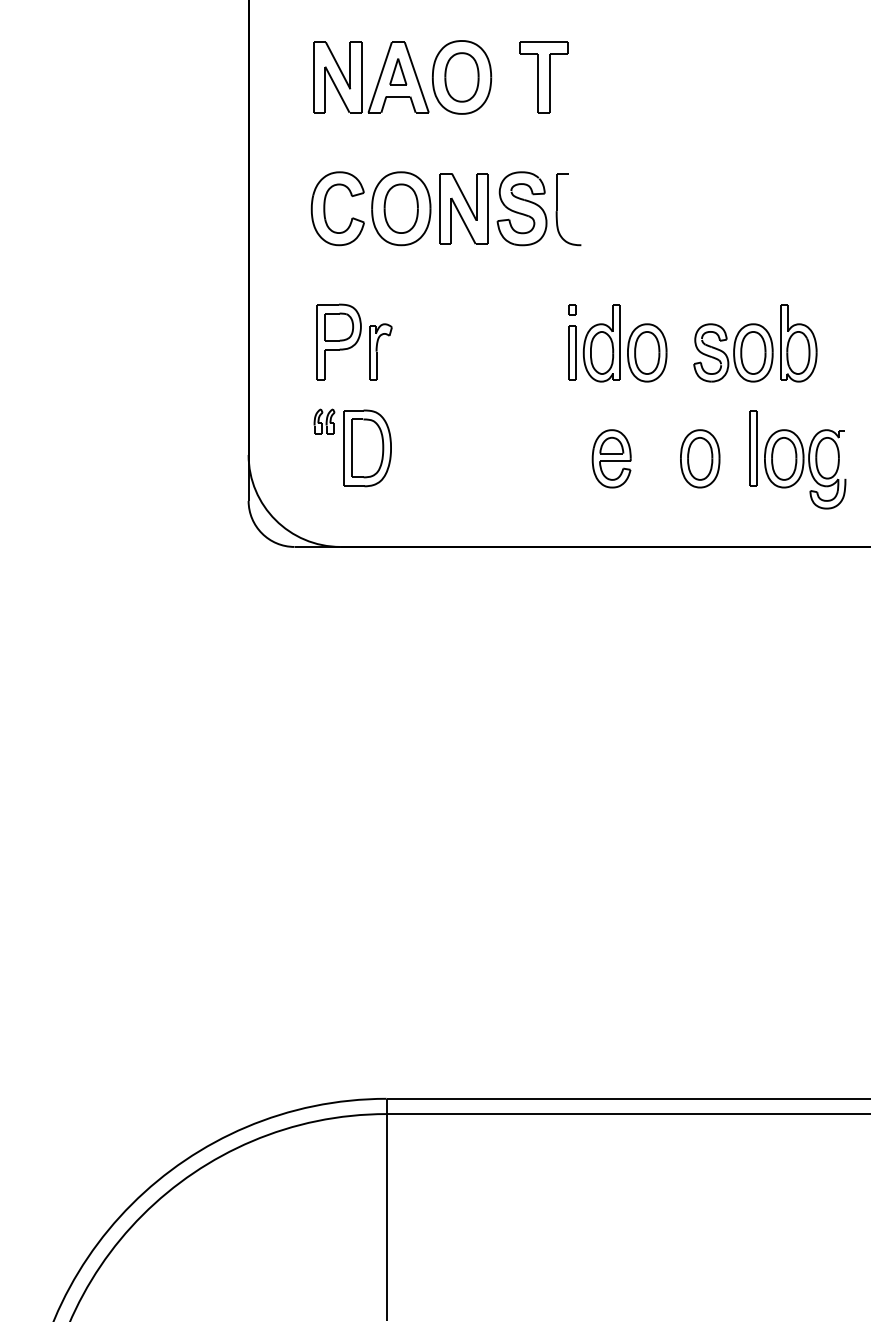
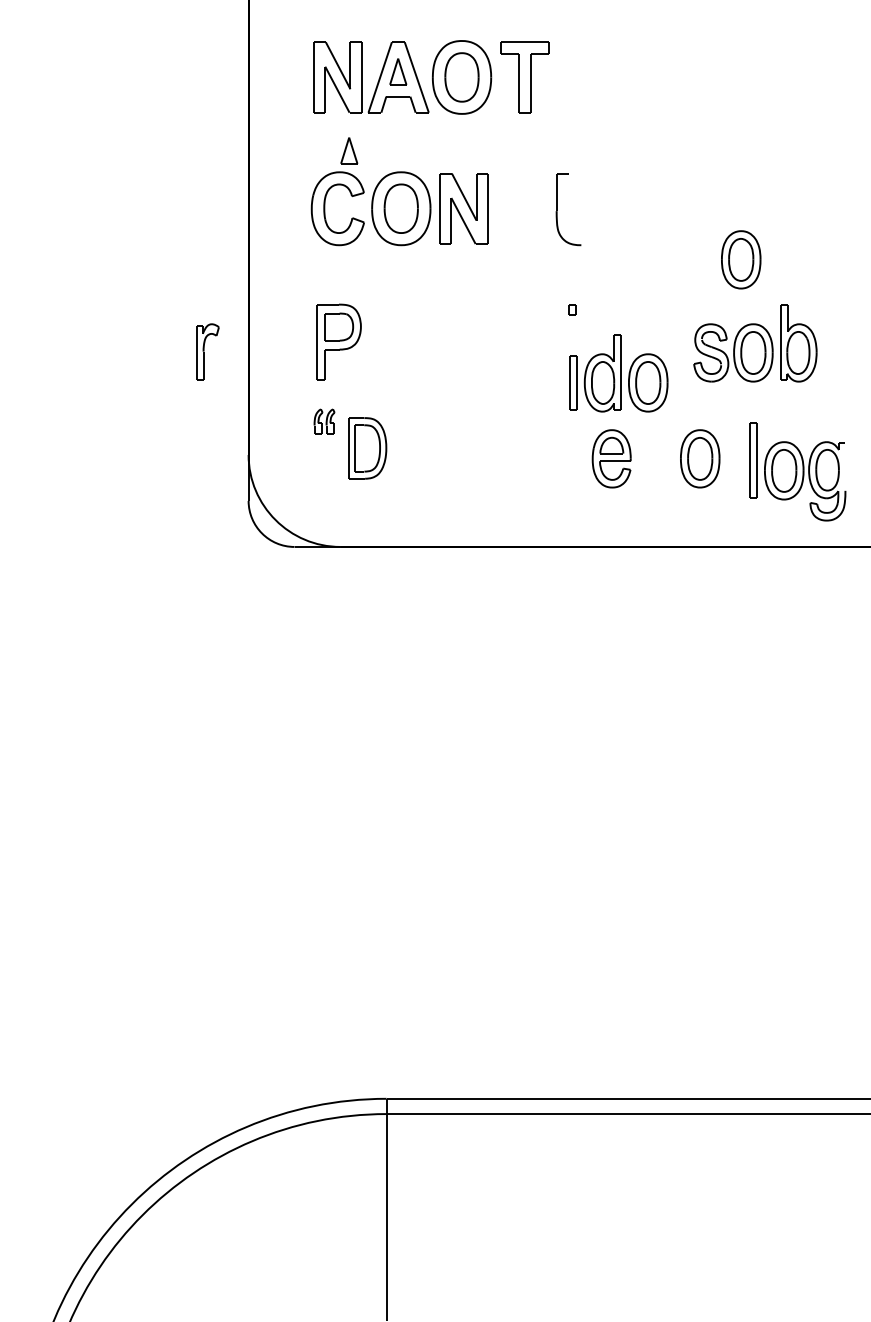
part position: (543, 77) -> (524, 77) (524, 77)
part: none -> present (349, 150)
part: present -> none (521, 208)
part: none -> present (741, 259)
part position: (617, 343) -> (618, 373) (618, 373)
part position: (380, 351) -> (207, 351) (207, 351)
part size: 49x79 px -> 40x63 px (367, 448)
part position: (797, 459) -> (797, 471) (797, 471)
